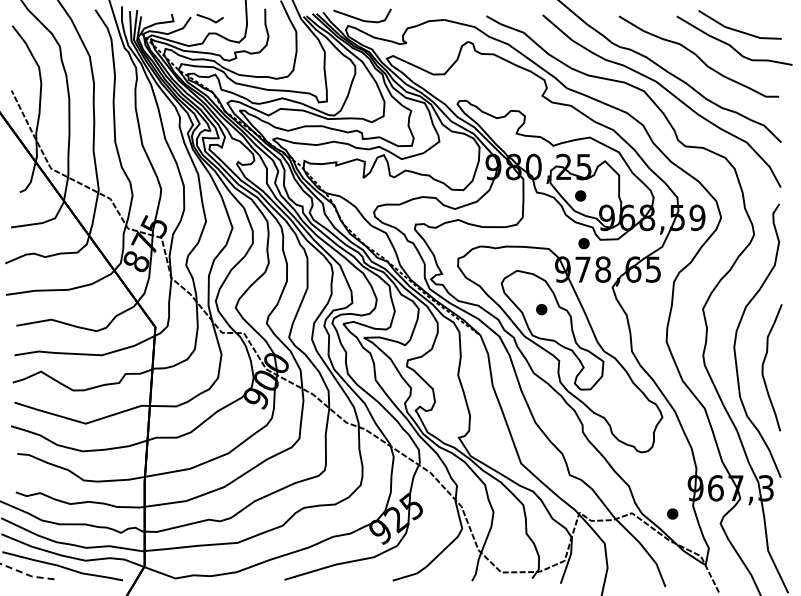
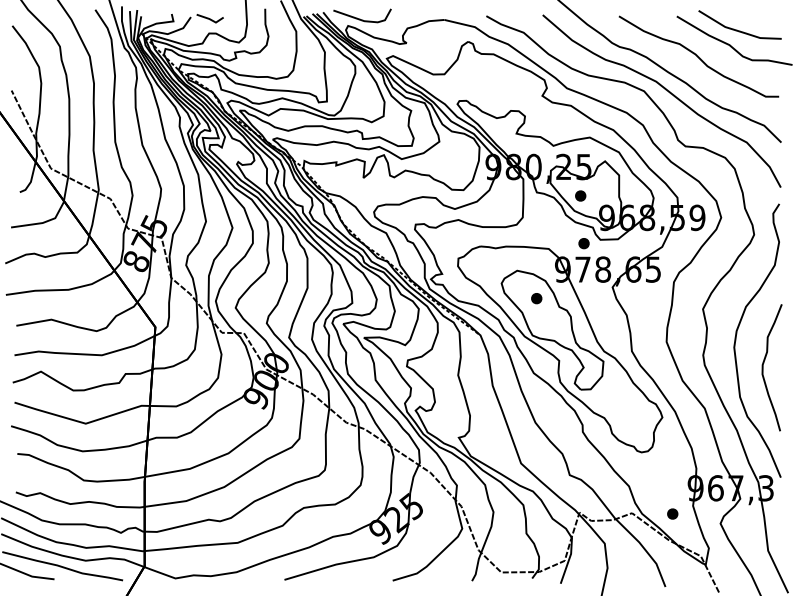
part position: (541, 309) -> (536, 298) (536, 298)
line: dashed -> solid (27, 574)
